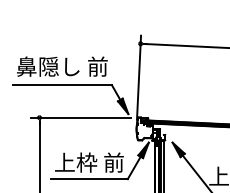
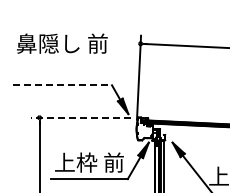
text position: (62, 66) -> (62, 43) (62, 43)
line: solid -> dashed (62, 85)
line: solid -> dashed (81, 117)
